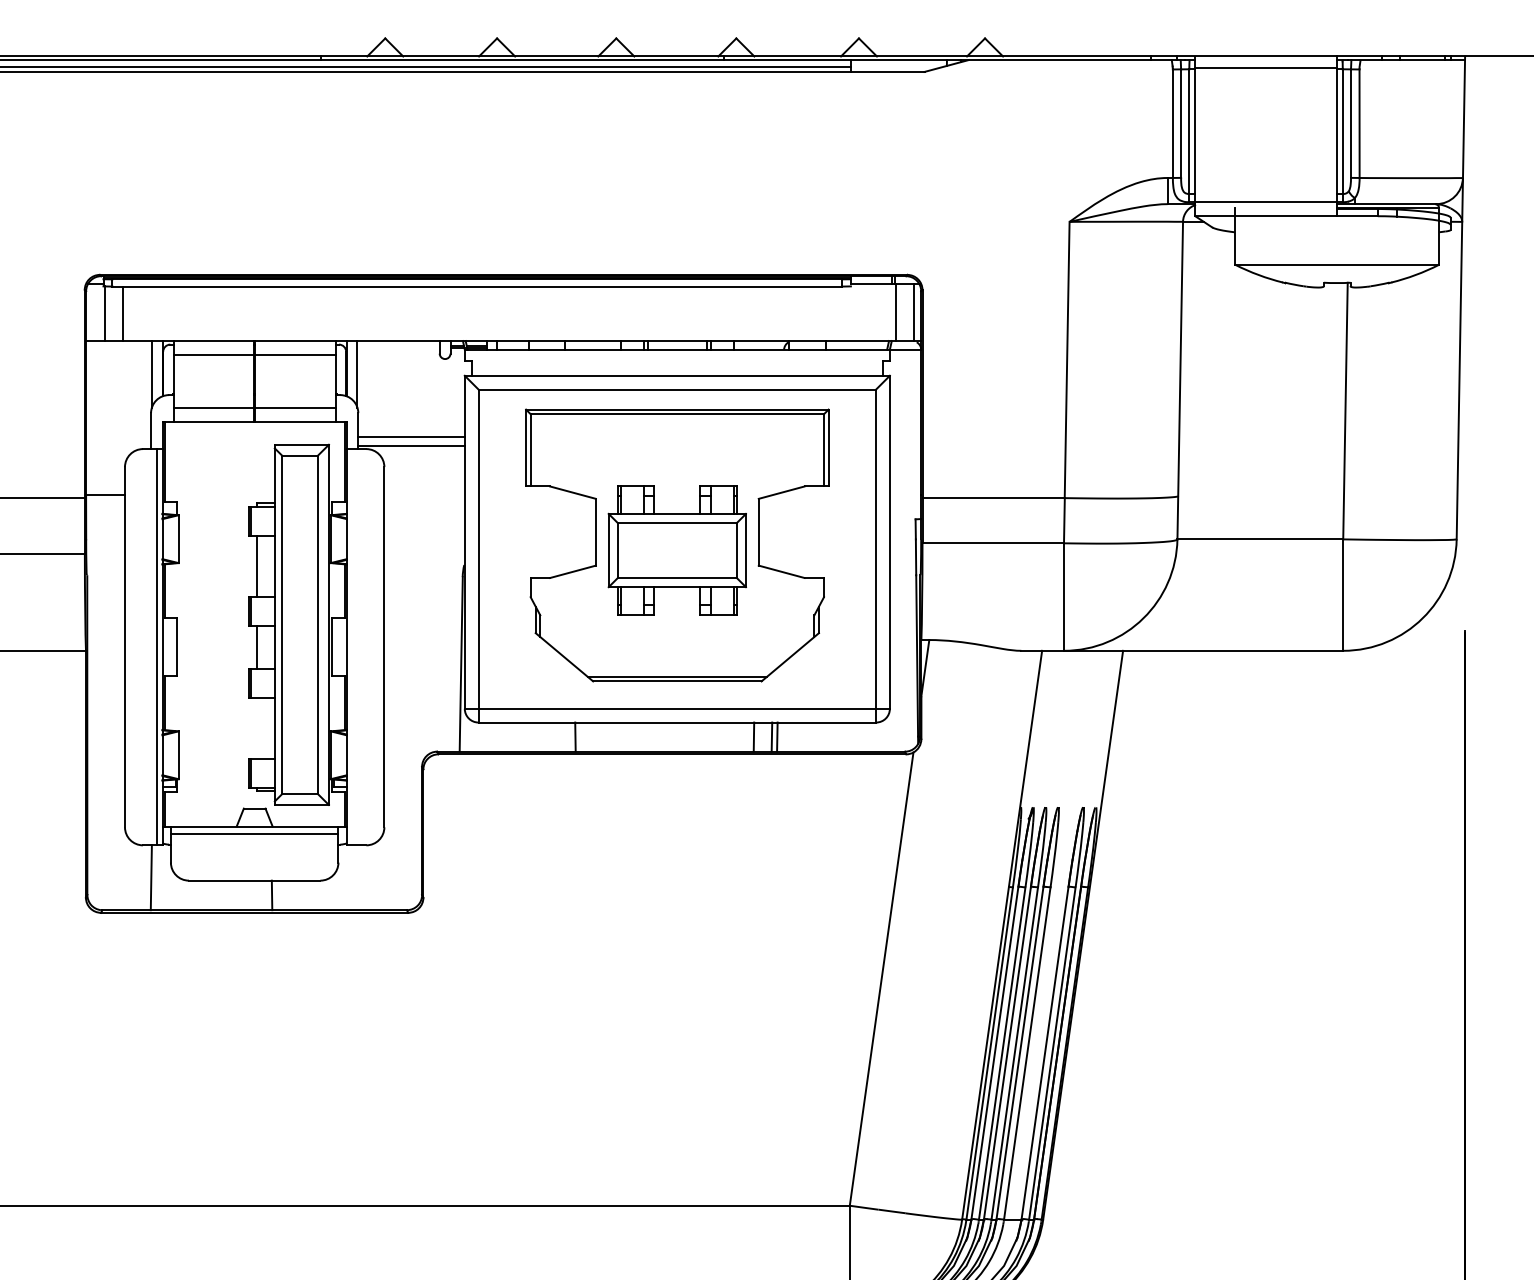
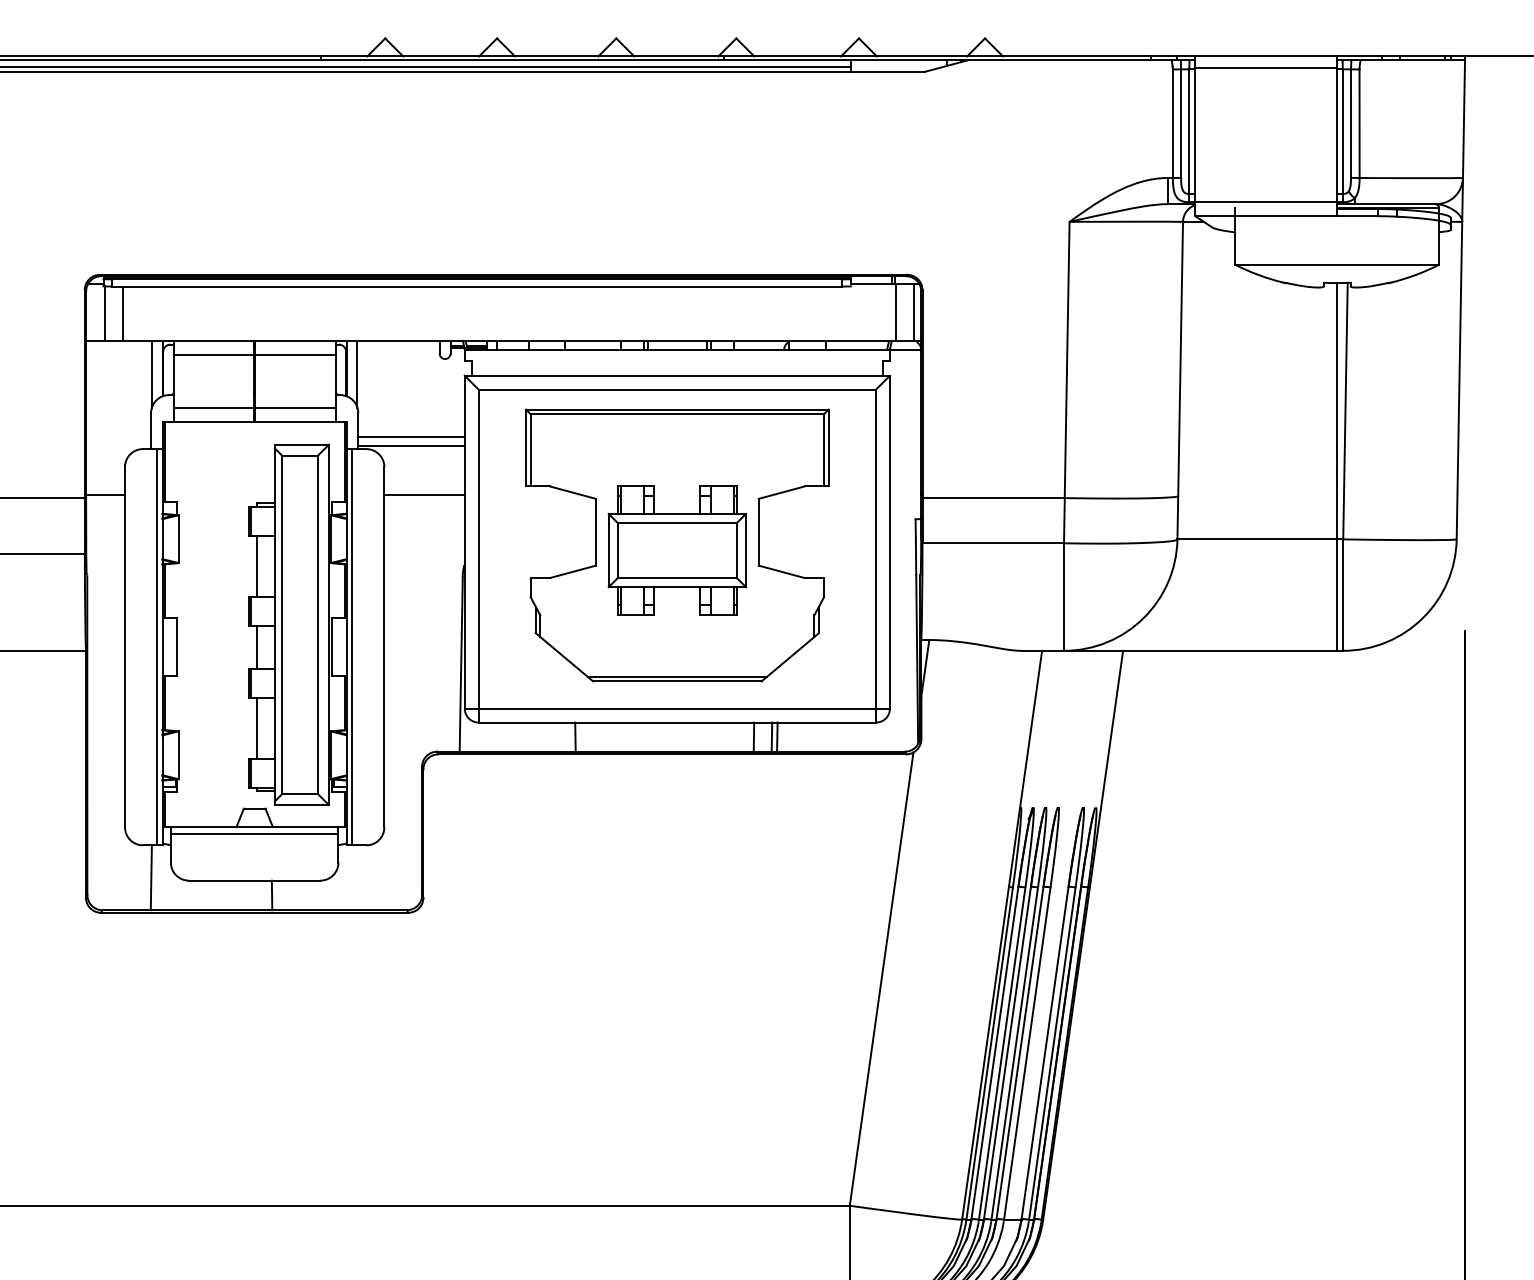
line: none -> present (1337, 466)
line: none -> present (424, 495)
line: none -> present (352, 647)
line: none -> present (256, 727)
